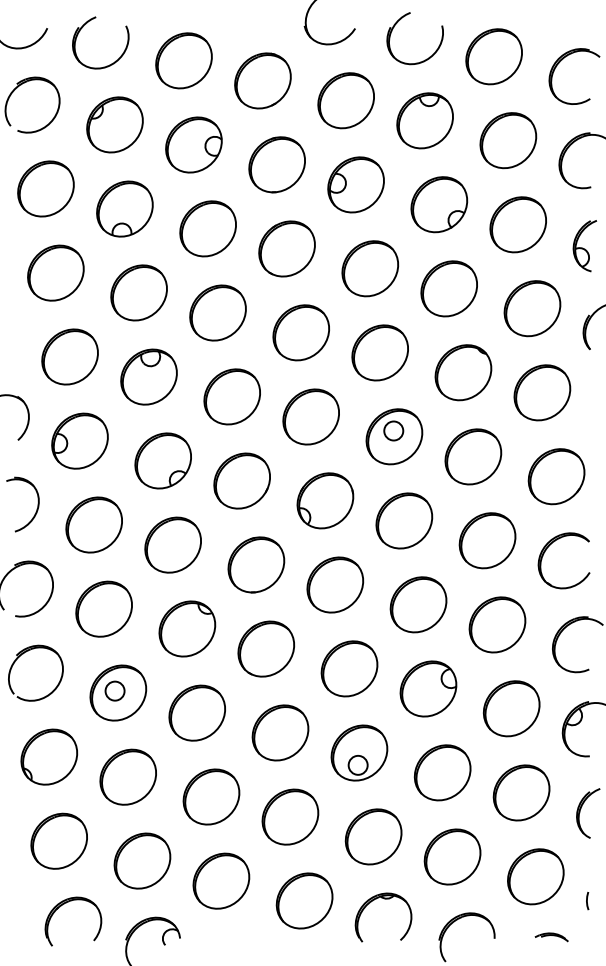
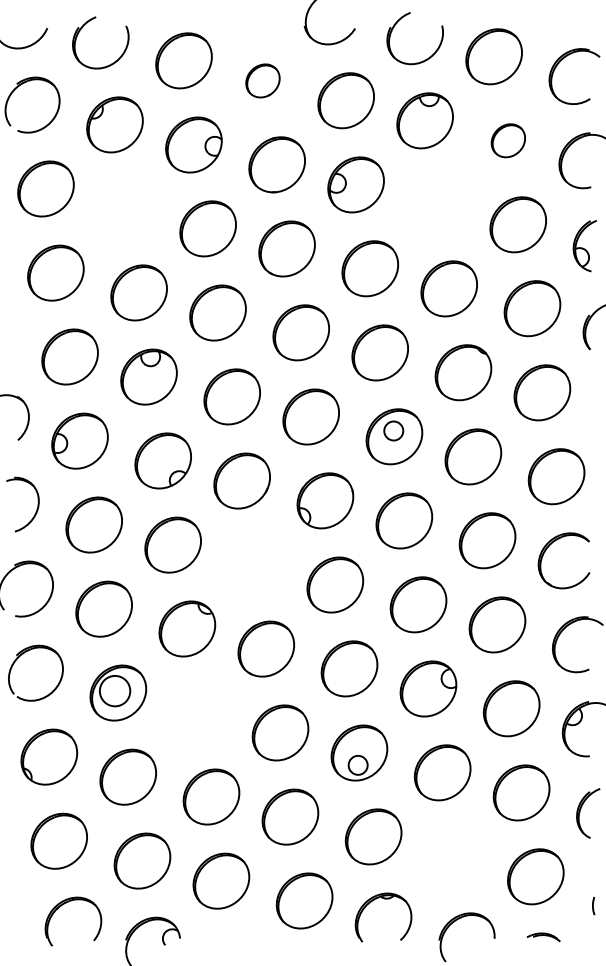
part size: 58x58 px -> 36x36 px (262, 80)
part size: 59x58 px -> 36x36 px (507, 140)
part: present -> none (439, 204)
part: present -> none (124, 208)
part: present -> none (256, 564)
circle diameter: 19 px -> 30 px (114, 690)
part: present -> none (196, 712)
part: present -> none (452, 856)
line position: (587, 901) -> (593, 906) (593, 906)
part position: (551, 937) -> (543, 937) (543, 937)
